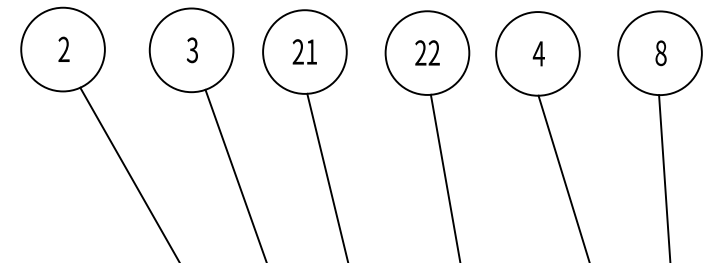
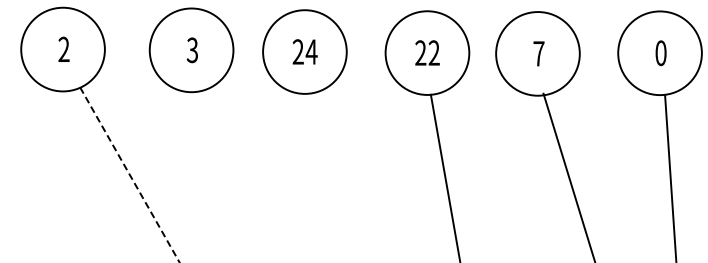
text: 21 -> 24 (311, 51)
text: 4 -> 7 (538, 53)
text: 8 -> 0 (660, 53)
line: solid -> dashed (129, 174)
line: present -> none (235, 174)
line: present -> none (327, 176)
line position: (563, 177) -> (568, 176) (568, 176)
line position: (664, 177) -> (670, 177) (670, 177)
